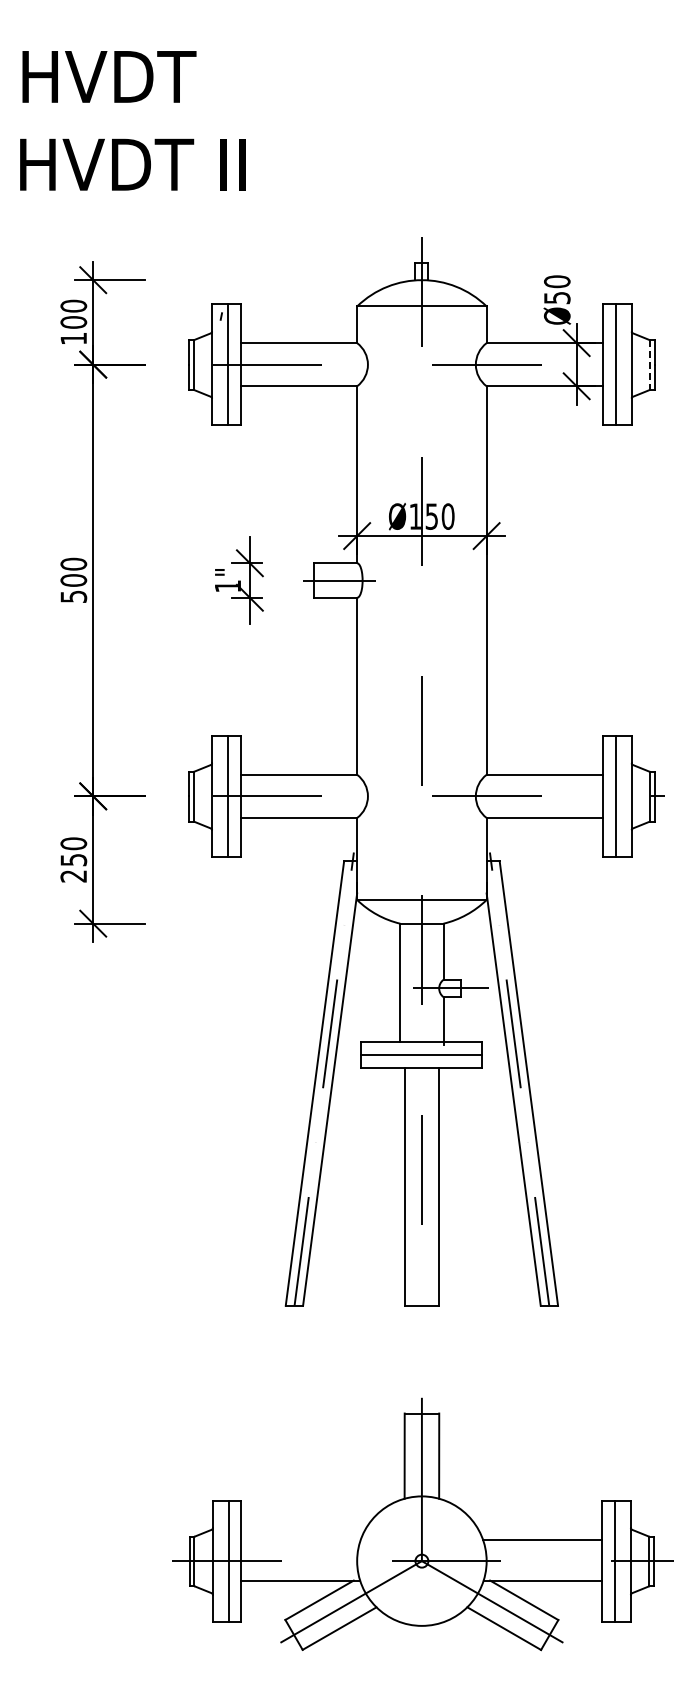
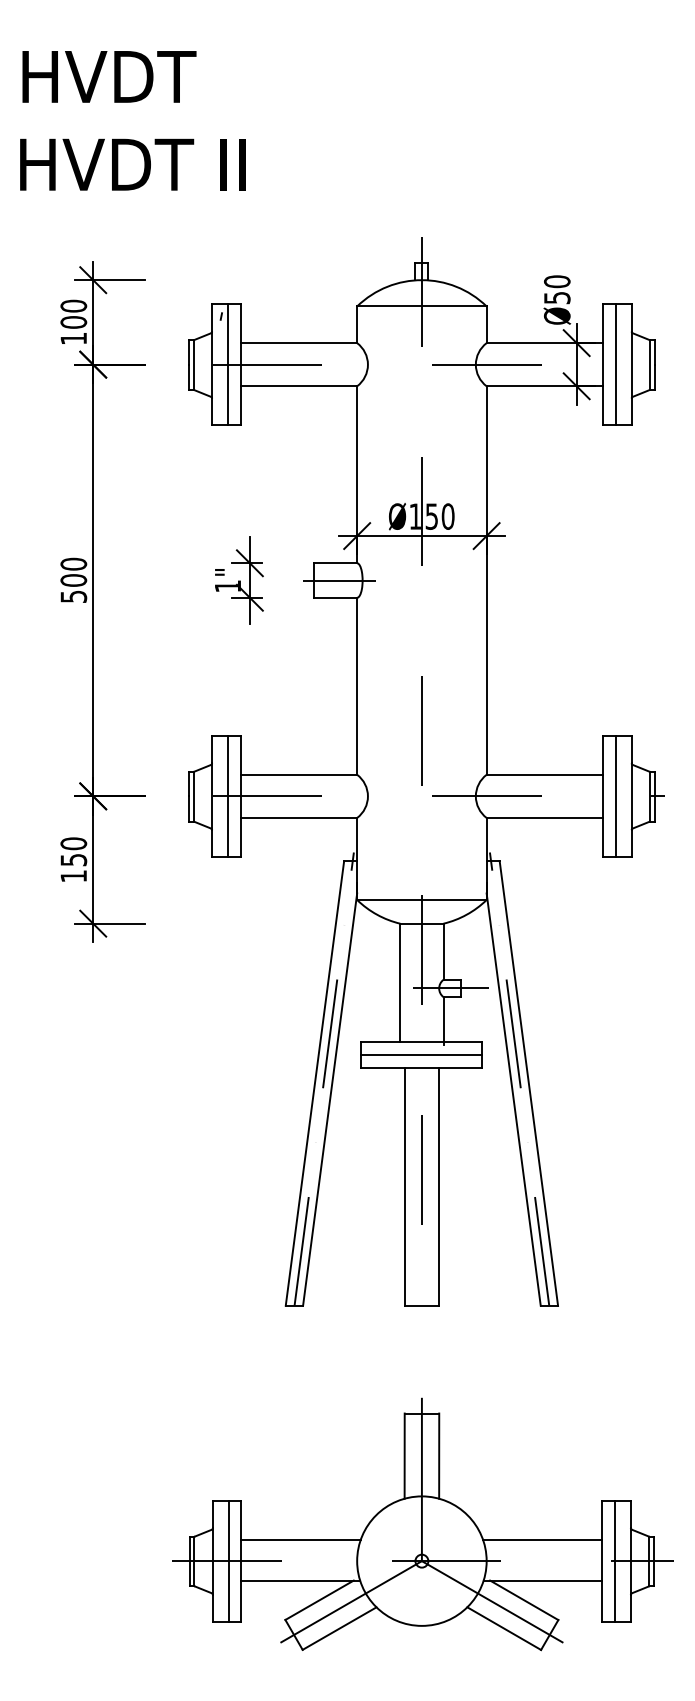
line: dashed -> solid (650, 365)
text: 250 -> 150 (73, 876)
line: none -> present (300, 1539)
